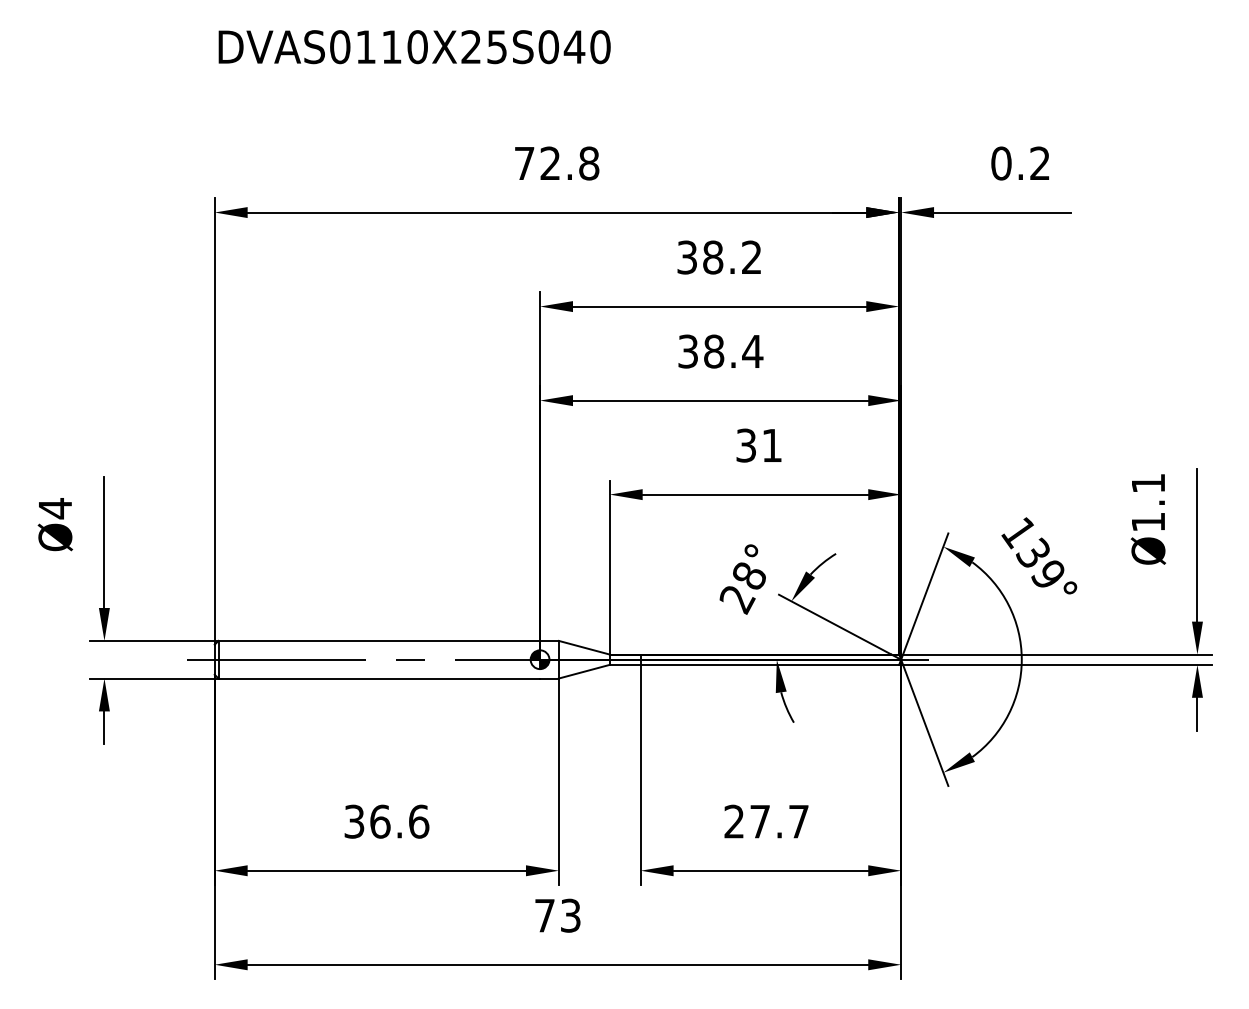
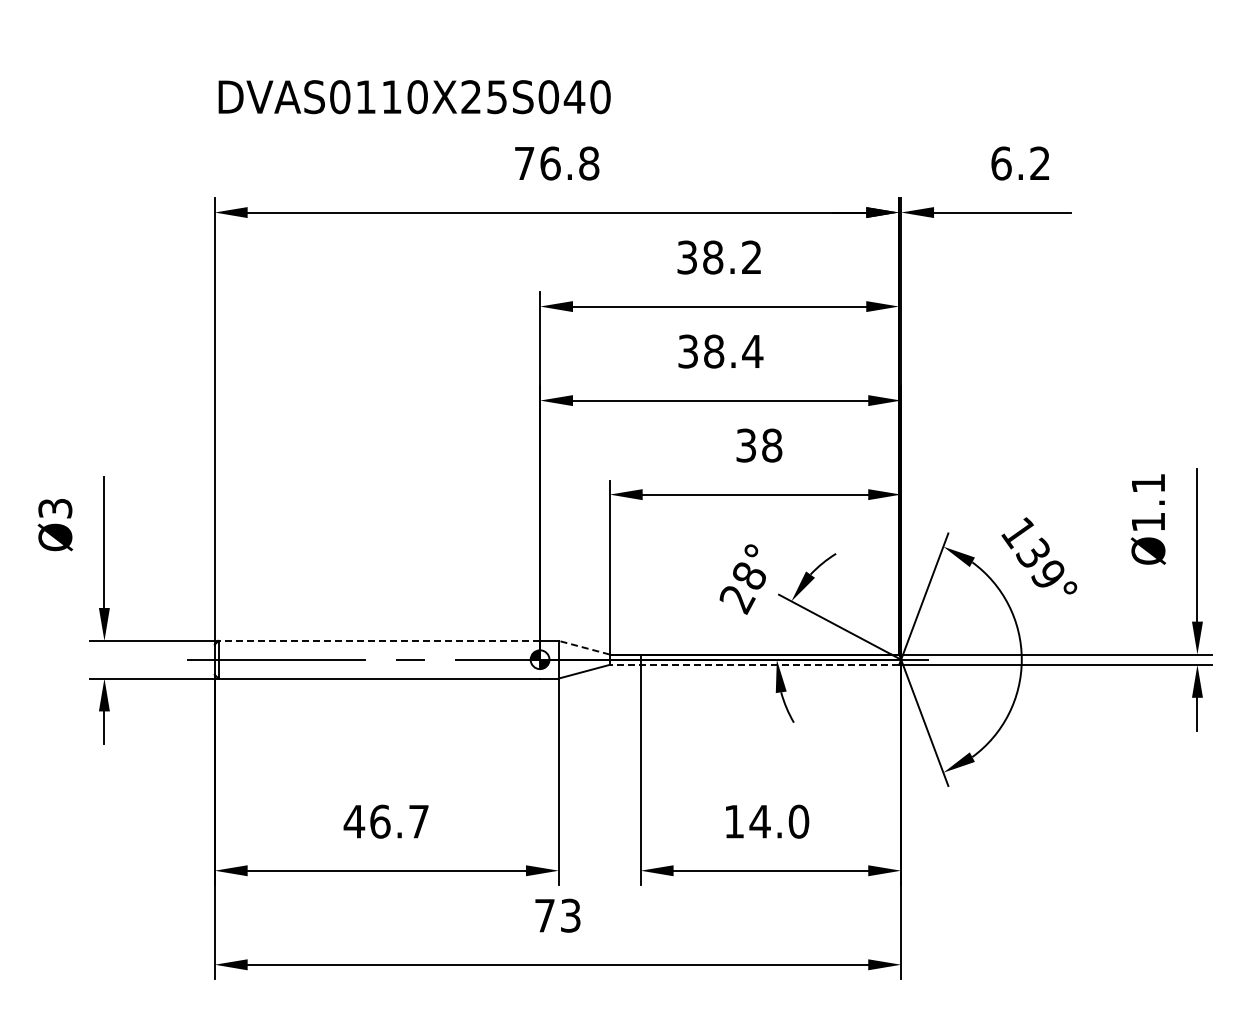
text position: (414, 47) -> (414, 97) (414, 97)
text: 72.8 -> 76.8 (550, 163)
text: 0.2 -> 6.2 (1001, 163)
text: 31 -> 38 (772, 445)
text: Ø4 -> Ø3 (55, 508)
line: solid -> dashed (379, 640)
line: solid -> dashed (583, 647)
line: solid -> dashed (754, 664)
text: 36.6 -> 46.7 (386, 821)
text: 27.7 -> 14.0 (766, 821)
